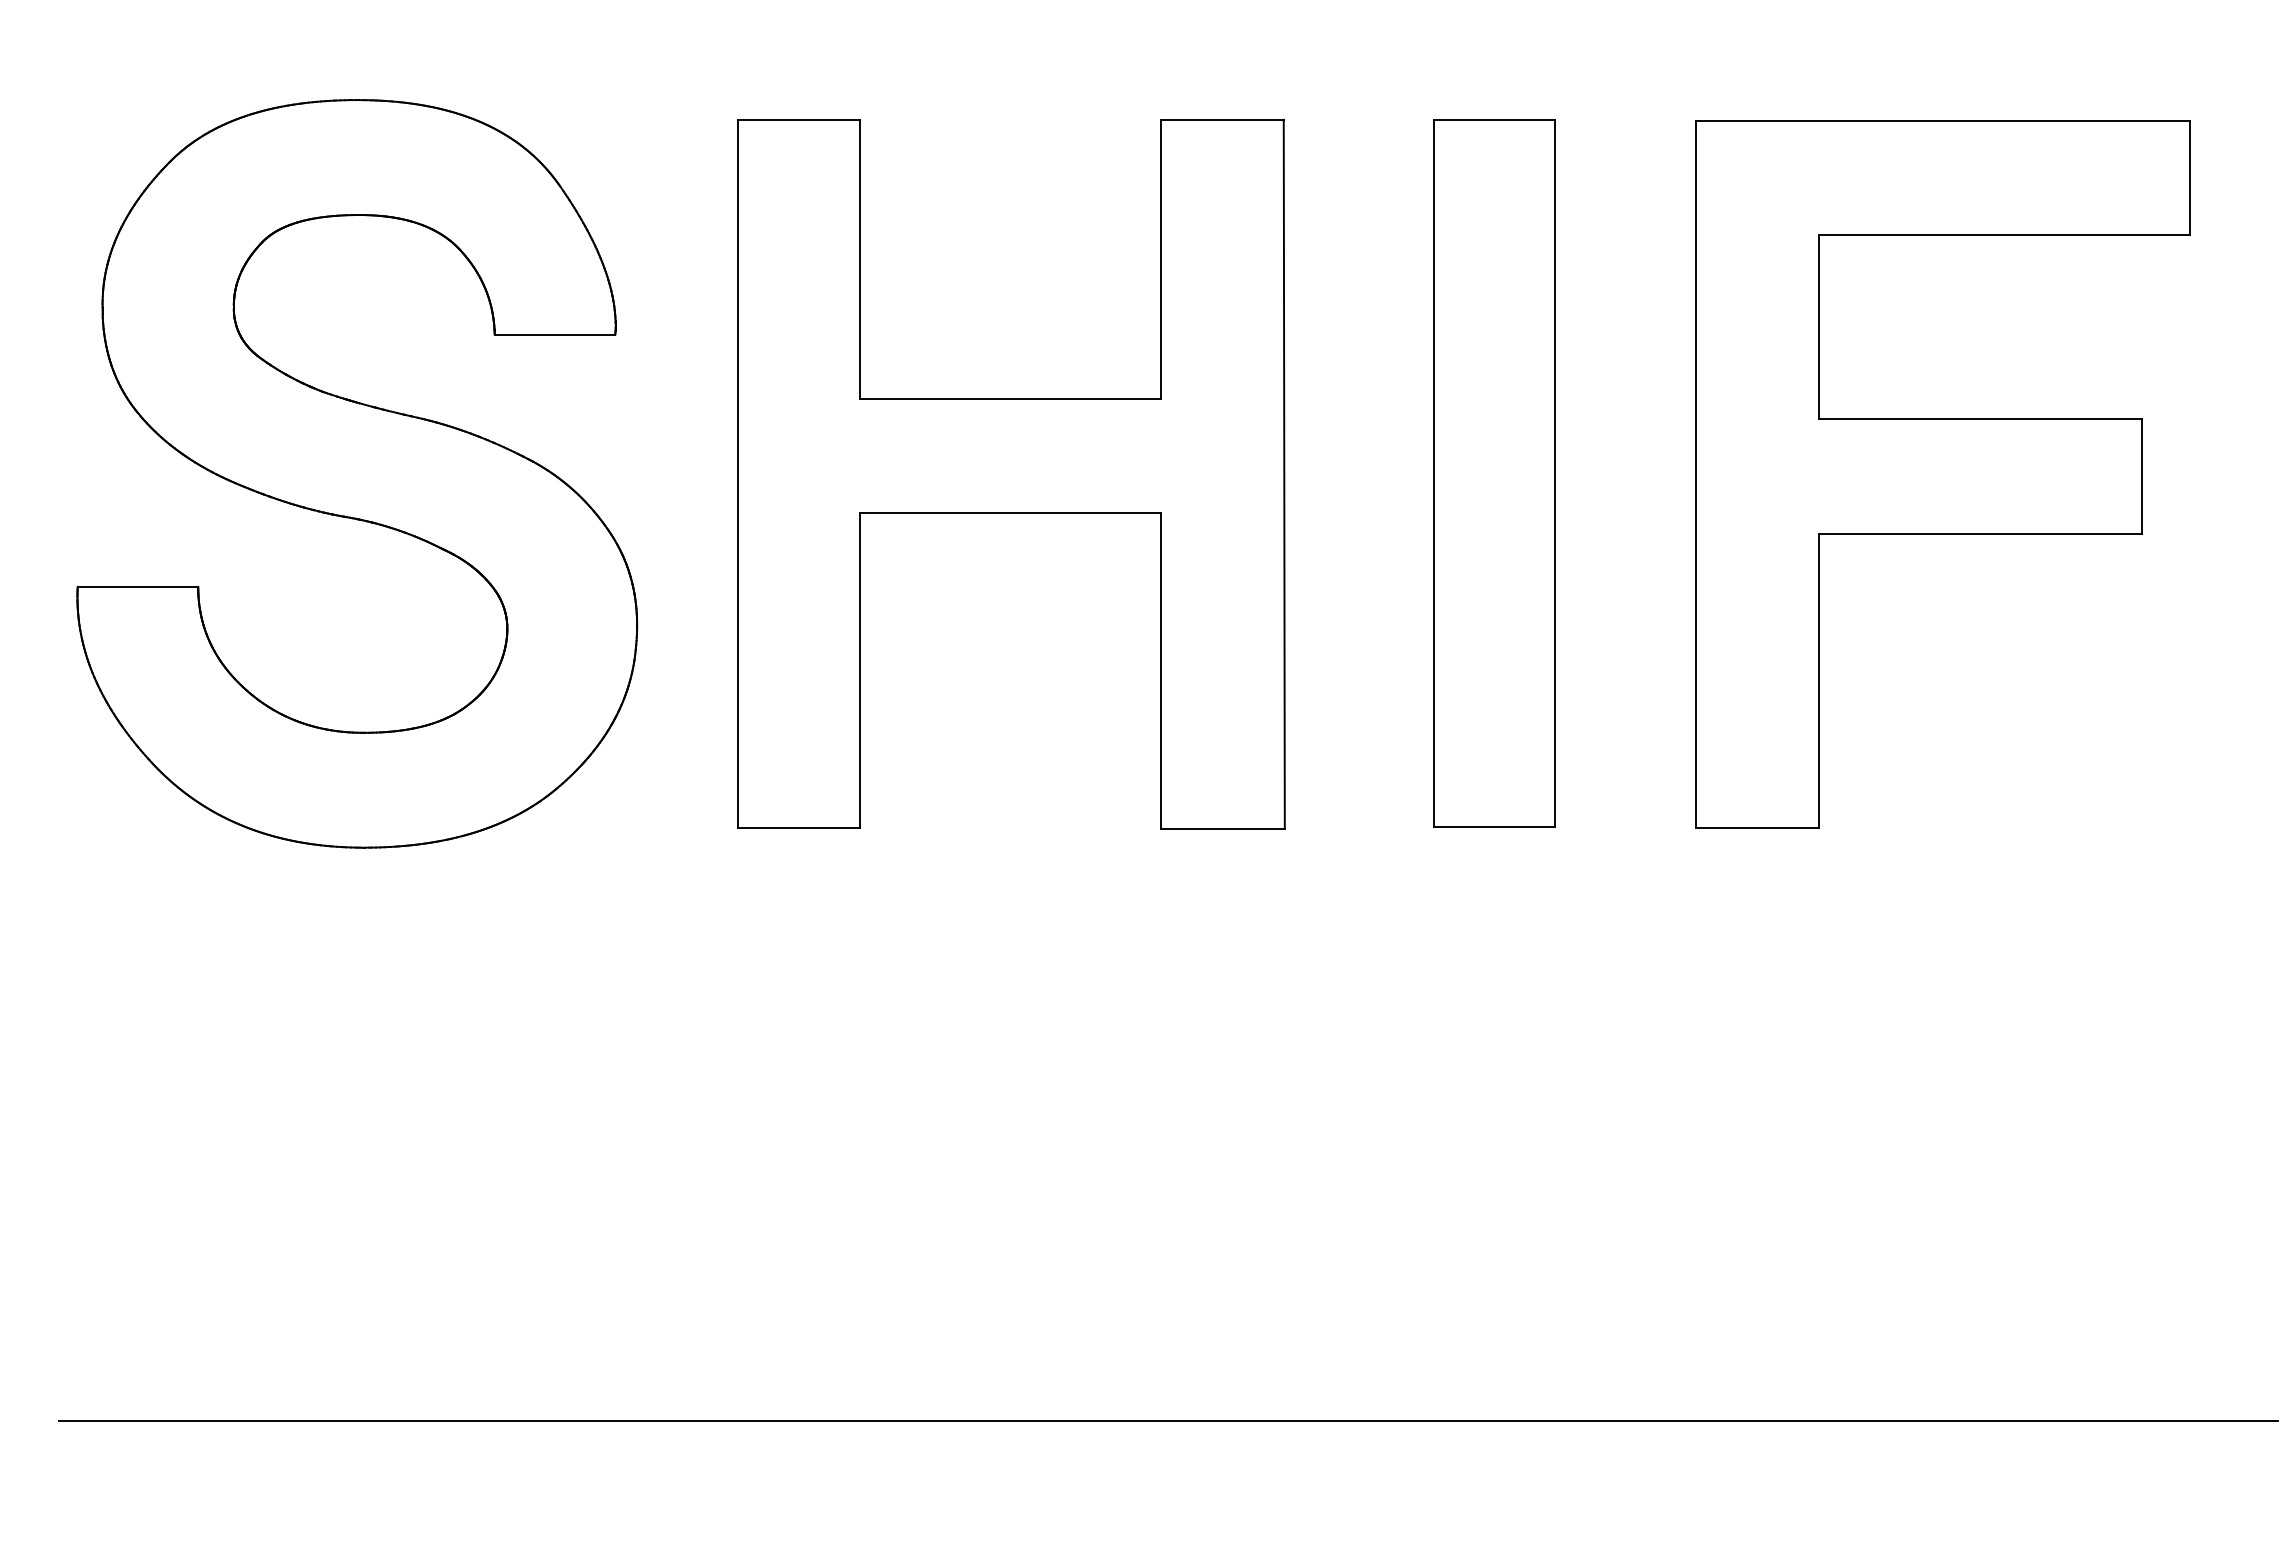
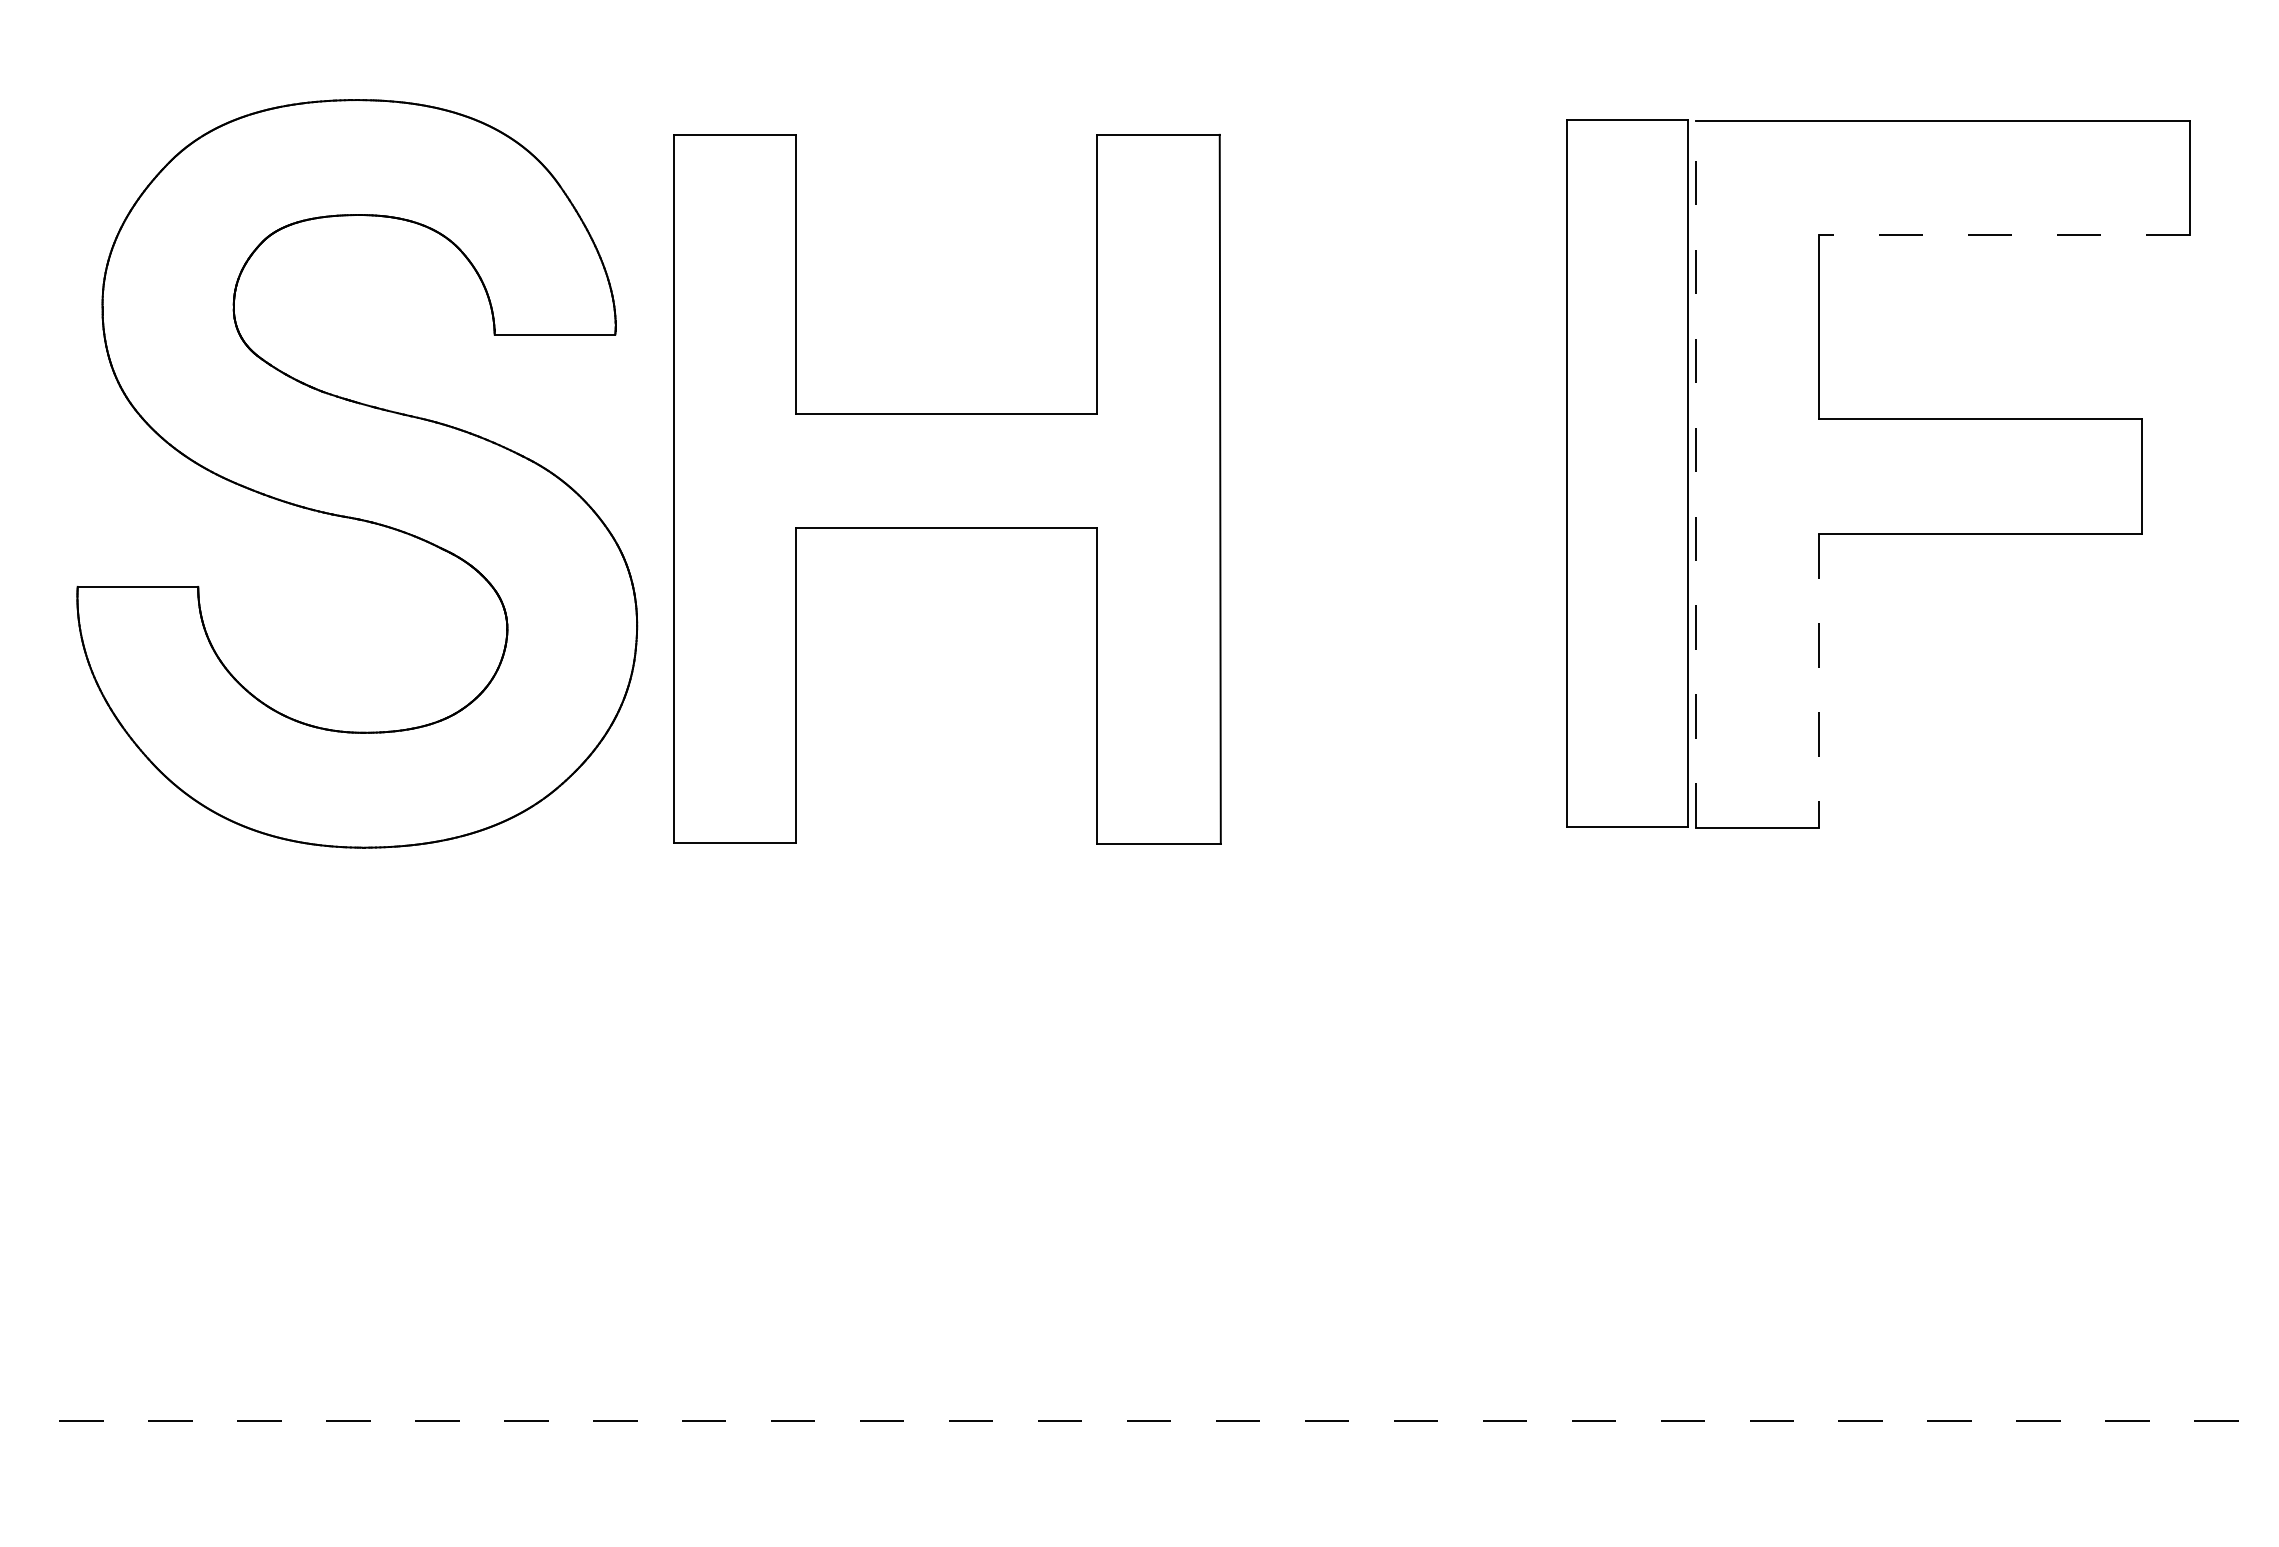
line: solid -> dashed (2004, 234)
part position: (1494, 473) -> (1627, 473) (1627, 473)
part position: (1011, 474) -> (947, 489) (947, 489)
line: solid -> dashed (1696, 474)
line: solid -> dashed (1818, 681)
line: solid -> dashed (1169, 1420)
